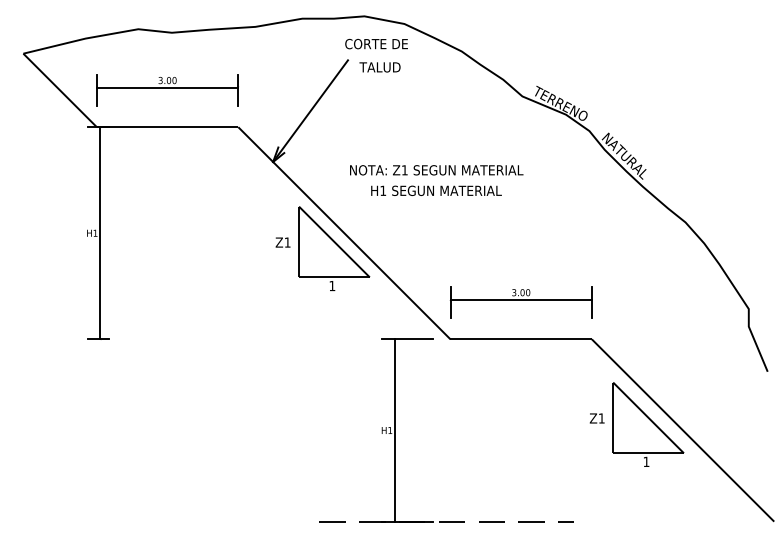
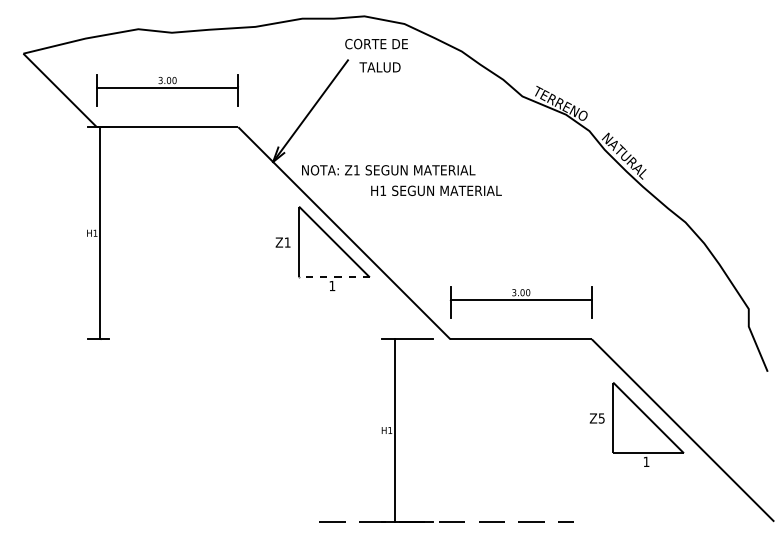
text position: (436, 170) -> (388, 170) (388, 170)
line: solid -> dashed (333, 277)
text: Z1 -> Z5 (601, 418)
